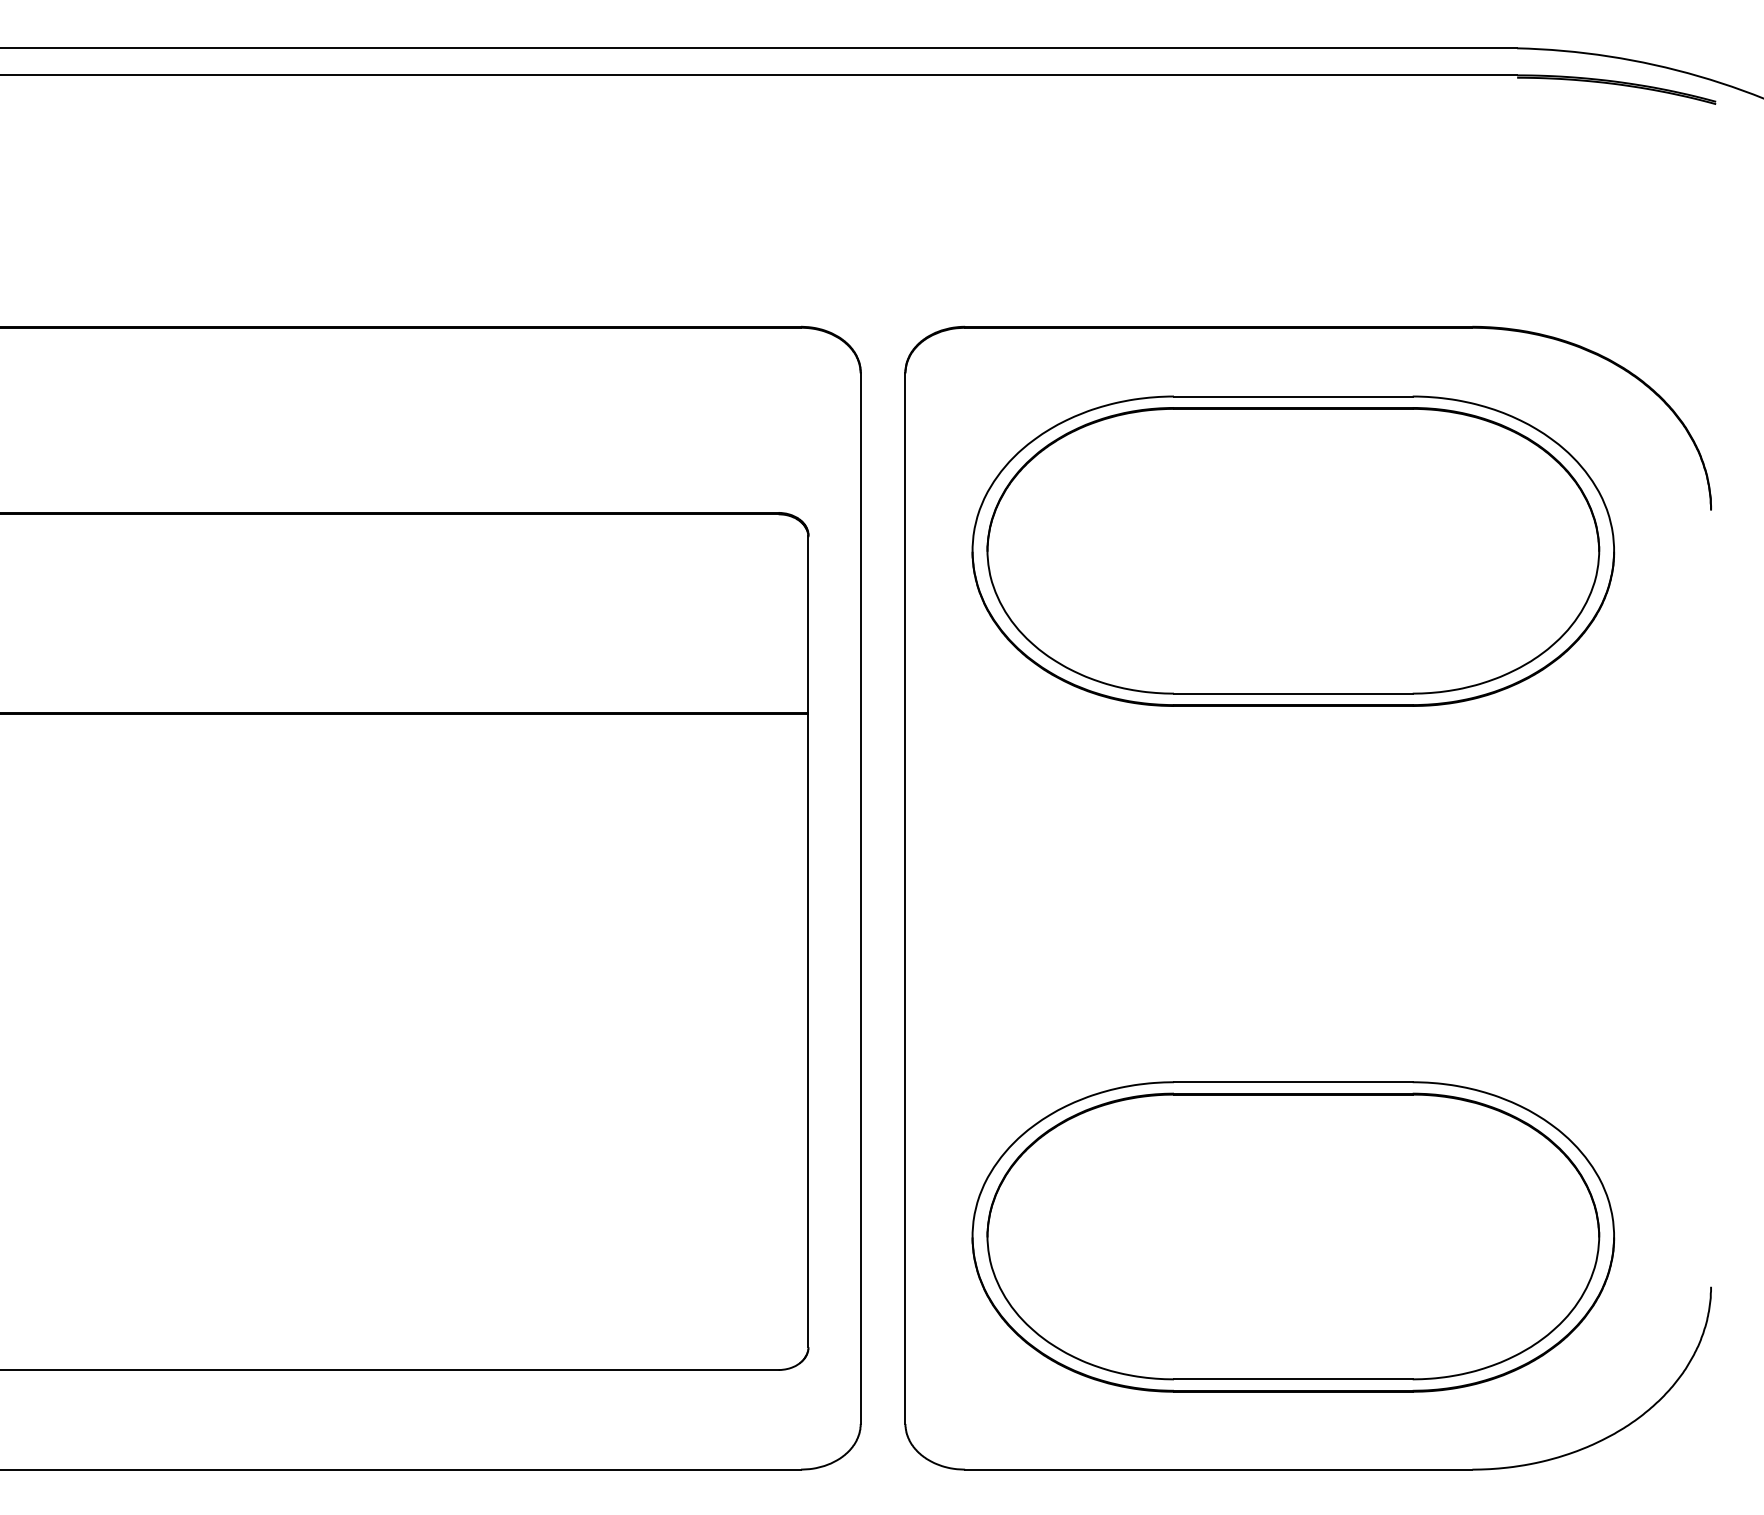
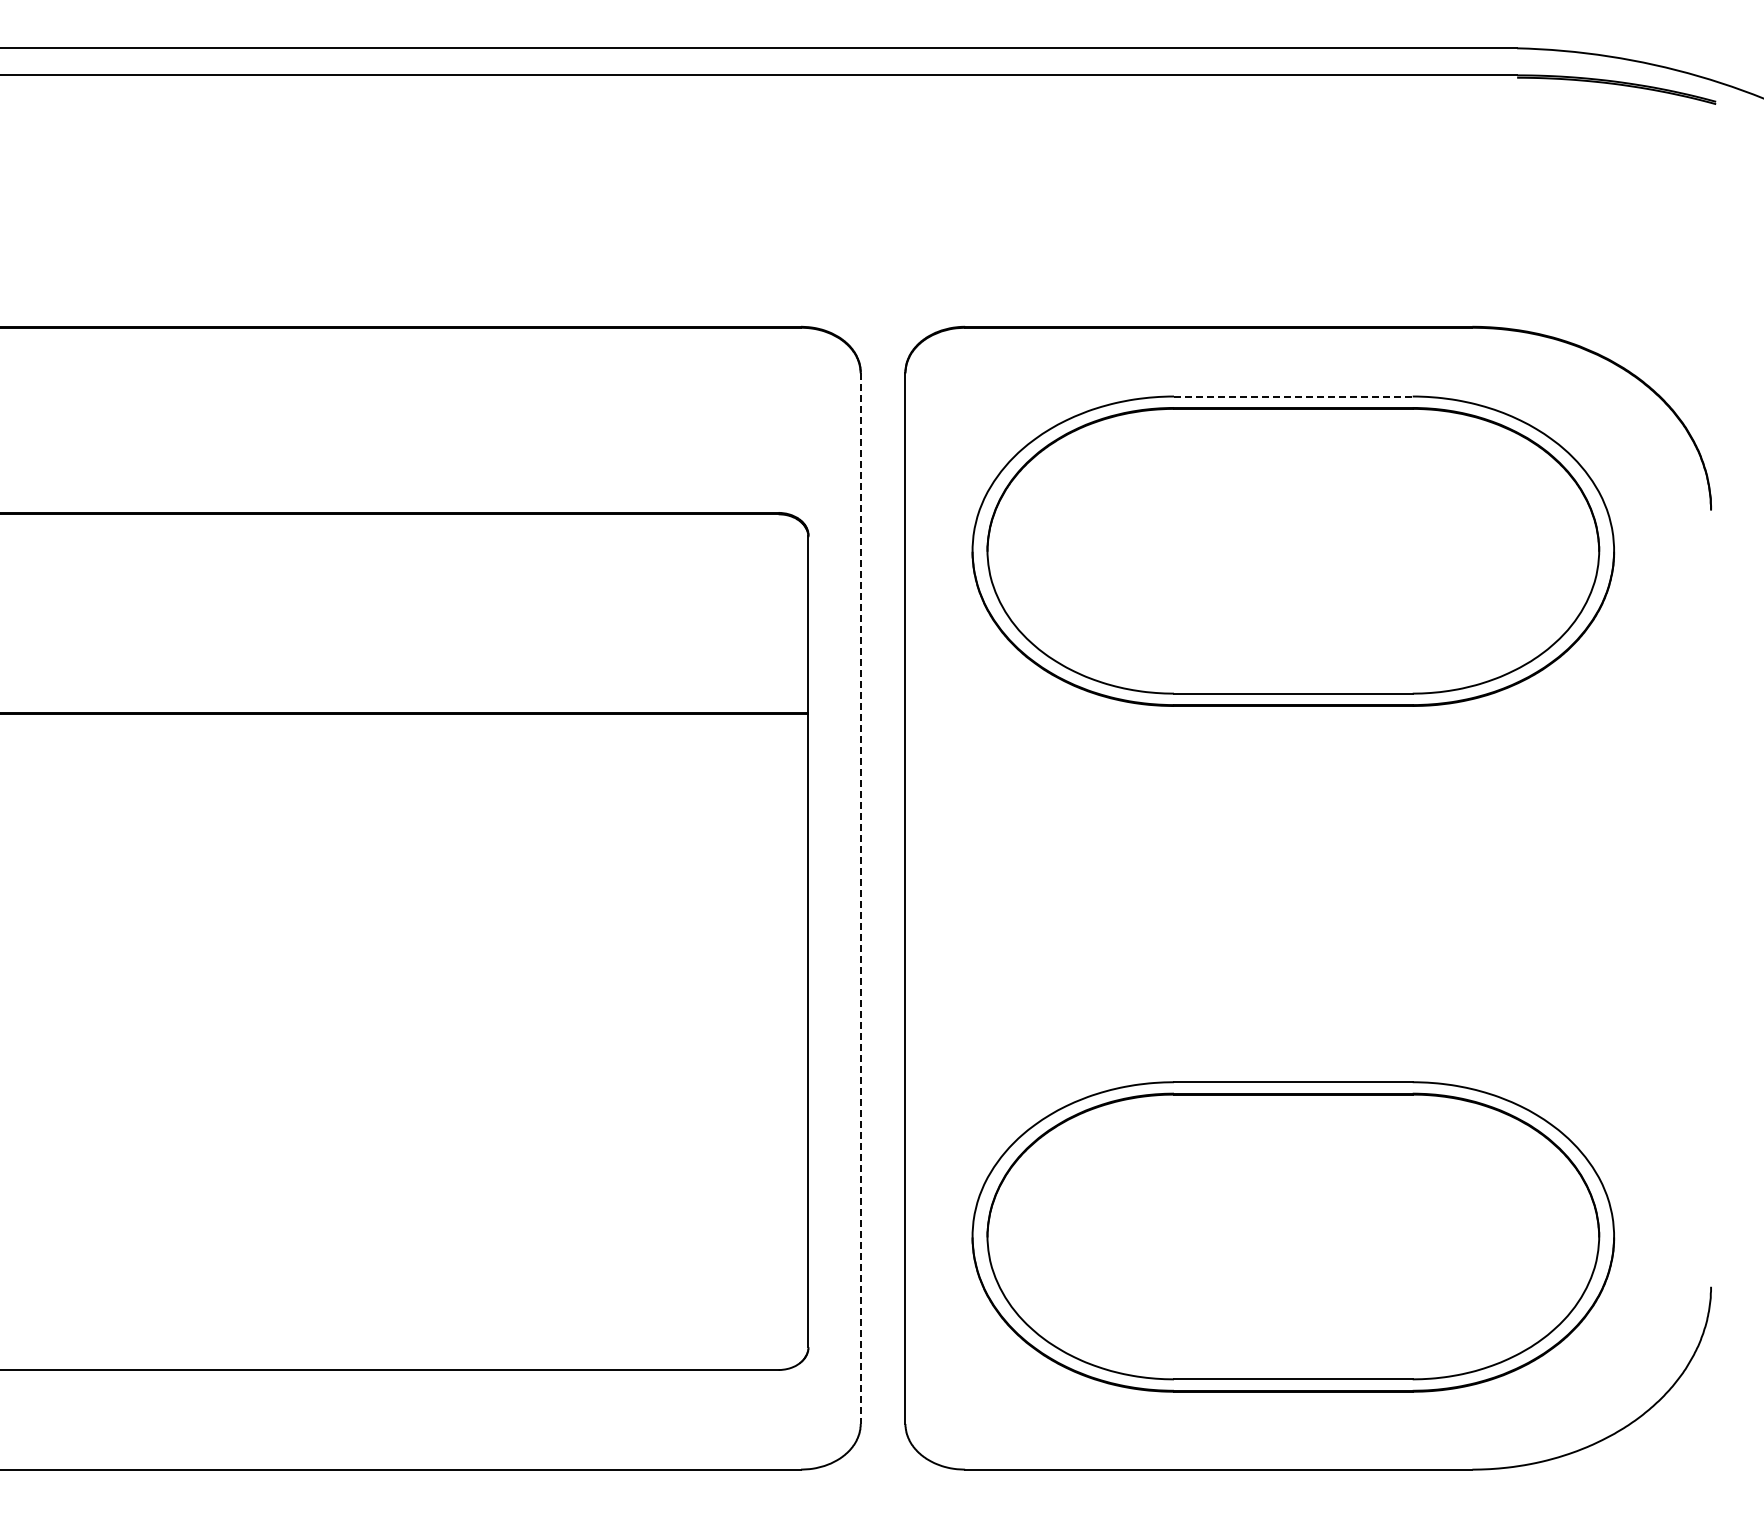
line: solid -> dashed (1293, 396)
line: solid -> dashed (860, 898)
